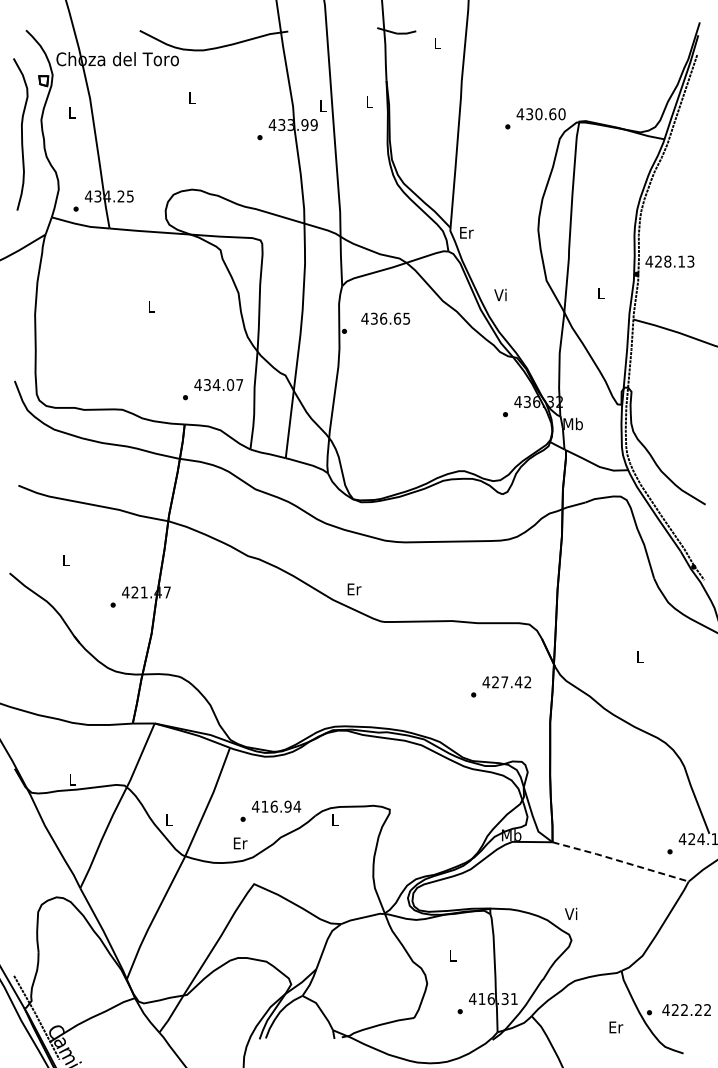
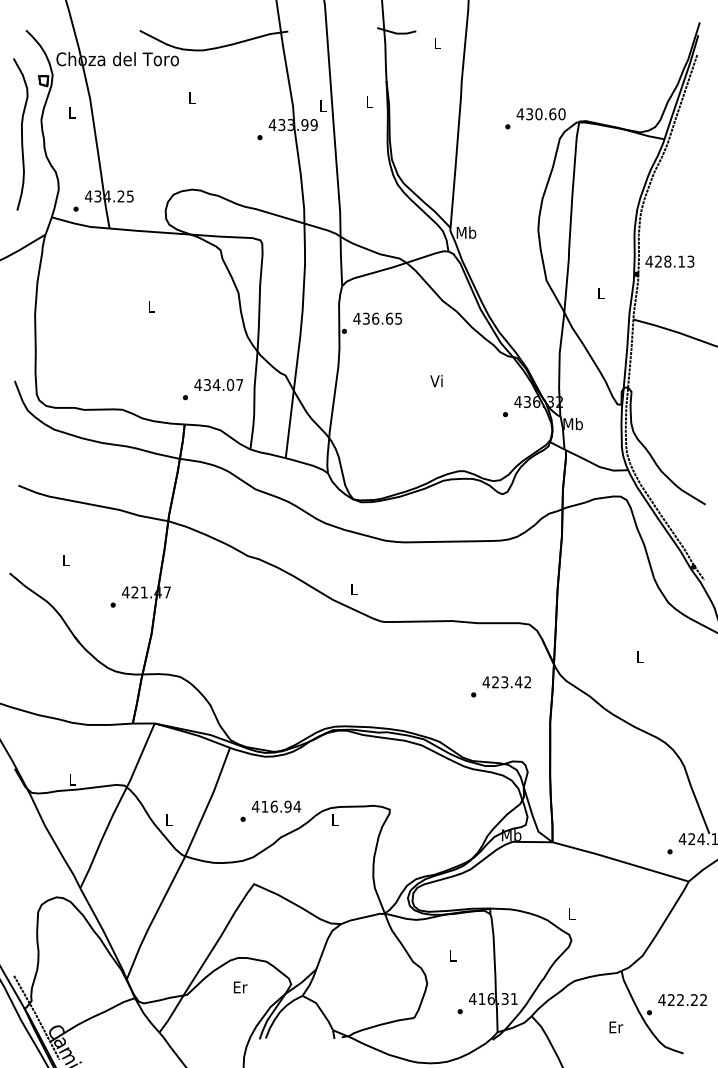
text: Er -> Mb (466, 232)
text position: (500, 294) -> (436, 380) (436, 380)
text position: (385, 318) -> (377, 318) (377, 318)
text: Er -> L (354, 589)
text: 427.42 -> 423.42 (504, 682)
text position: (240, 843) -> (240, 987) (240, 987)
line: dashed -> solid (620, 861)
text: Vi -> L (570, 913)
text position: (686, 1009) -> (682, 999) (682, 999)
